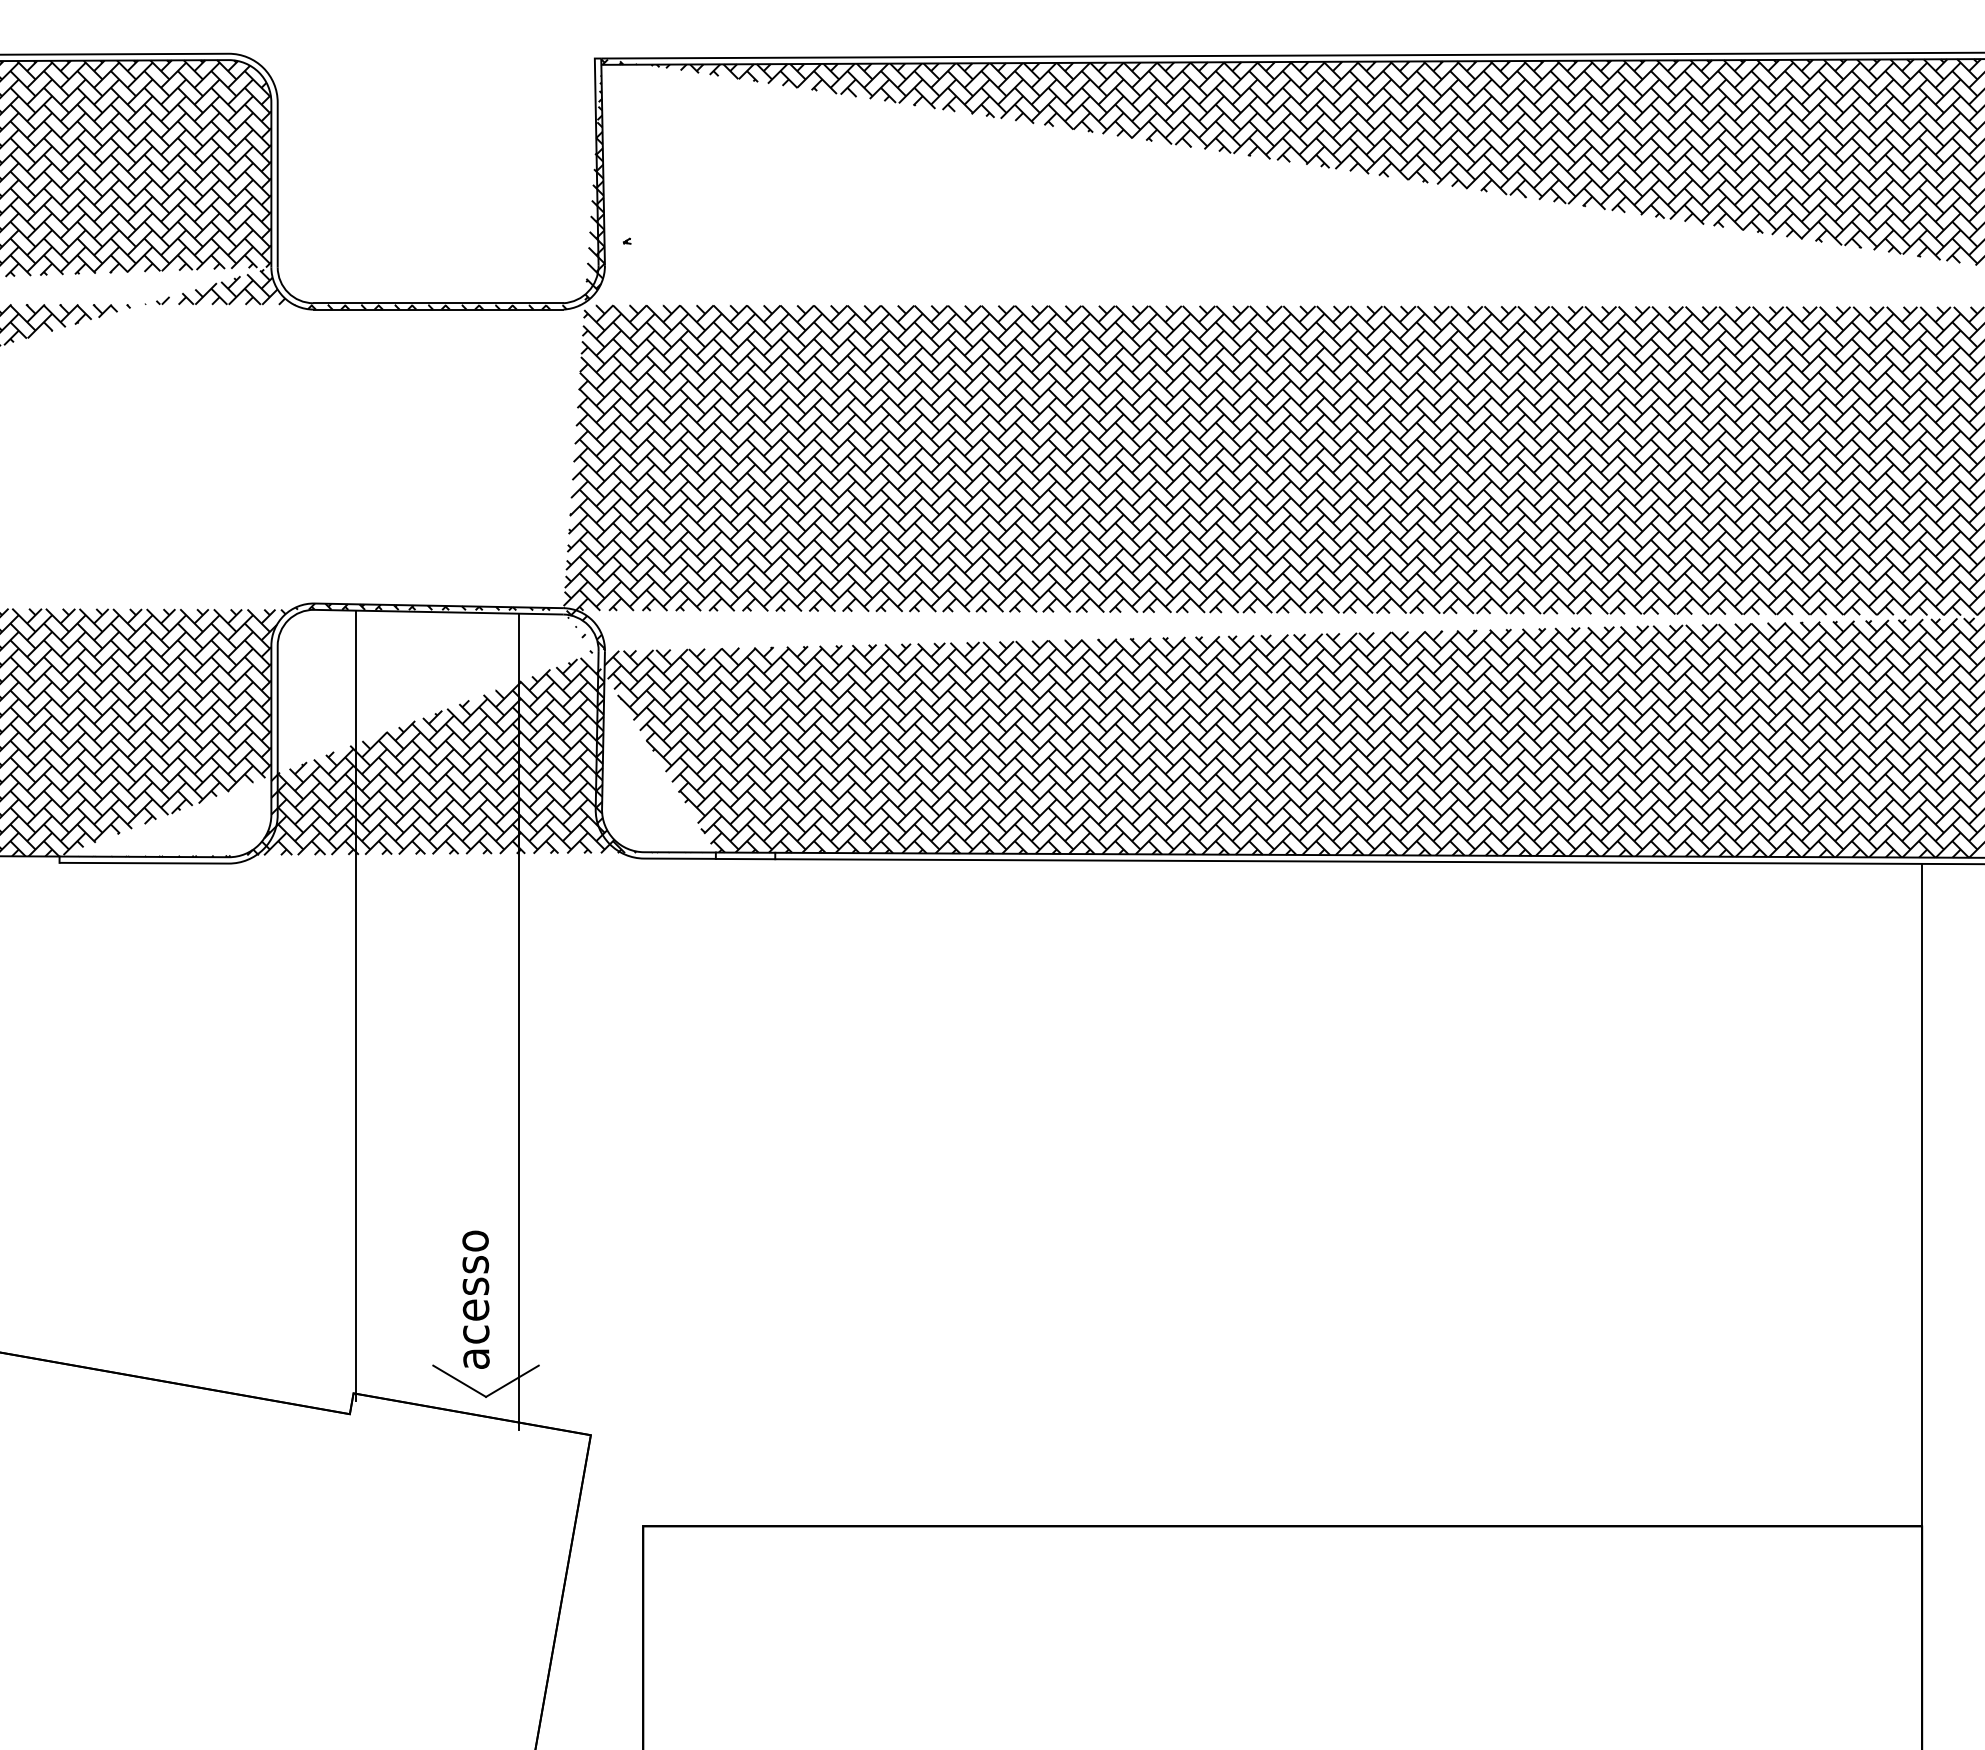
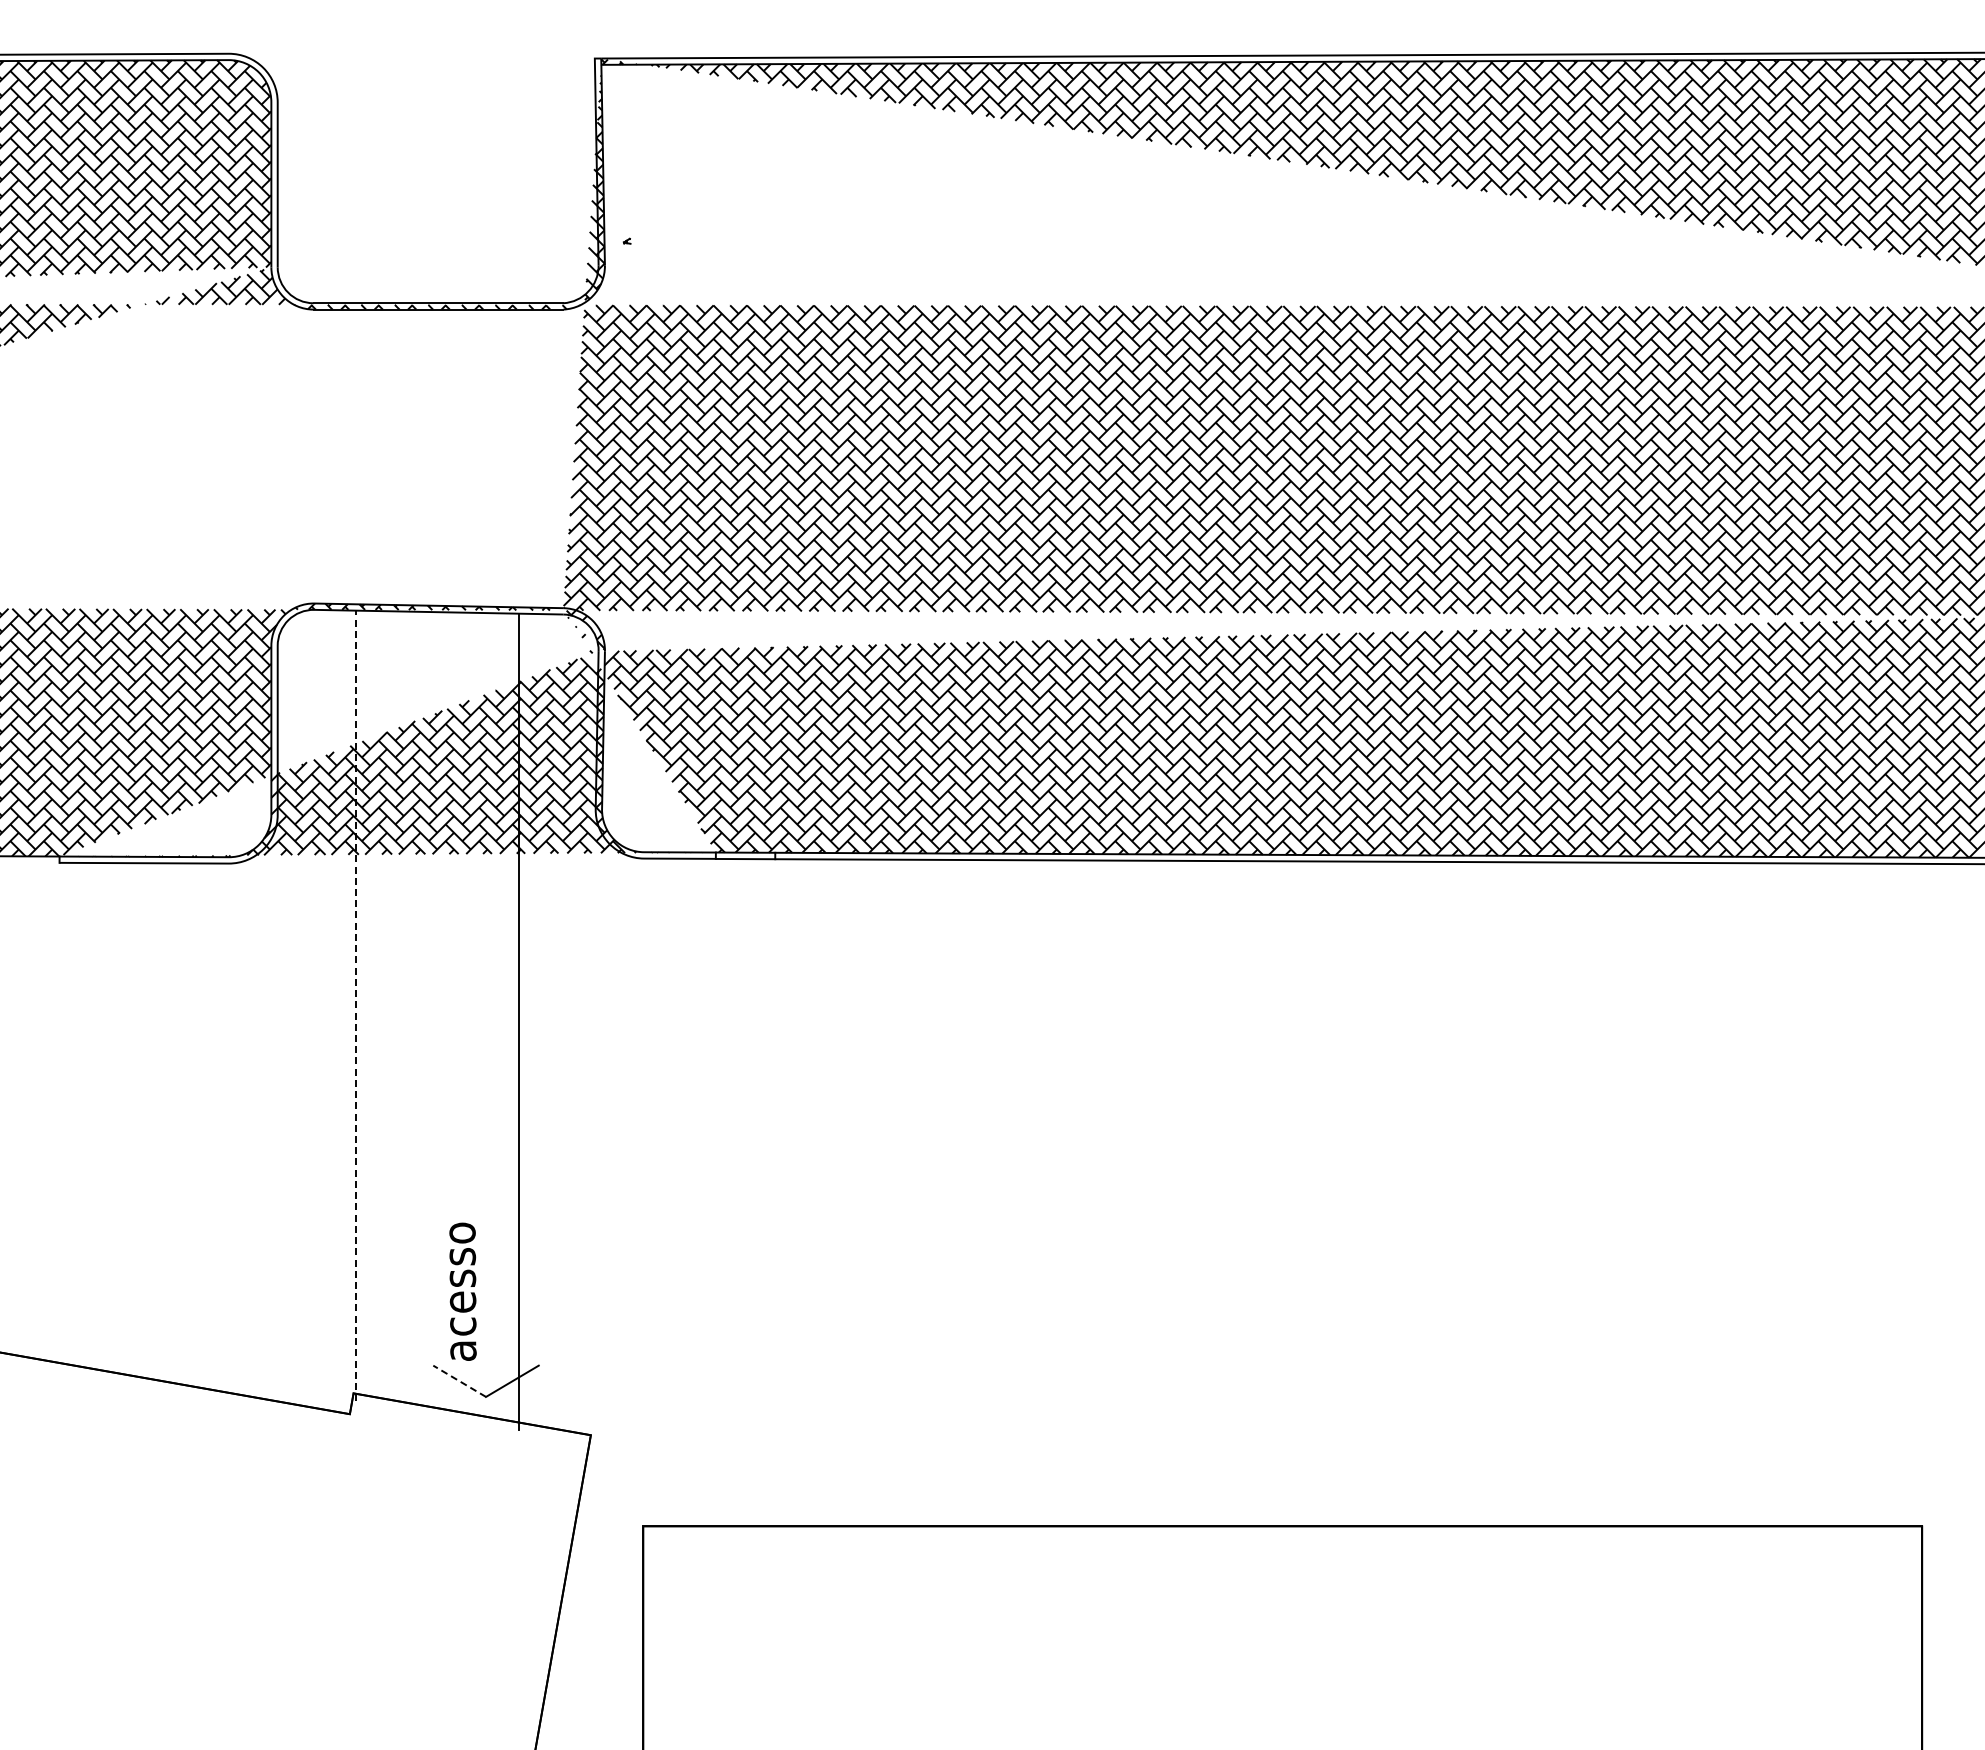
line: solid -> dashed (355, 1005)
line: present -> none (1922, 1194)
text position: (475, 1299) -> (462, 1291) (462, 1291)
line: solid -> dashed (459, 1381)
